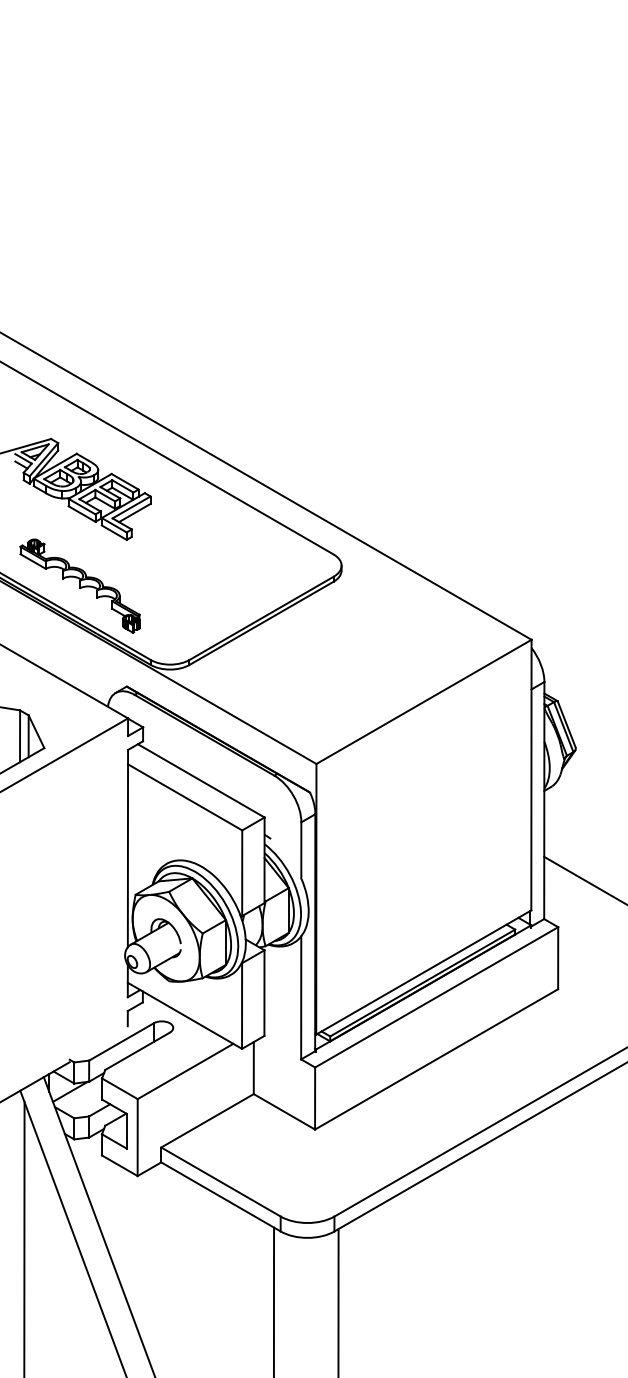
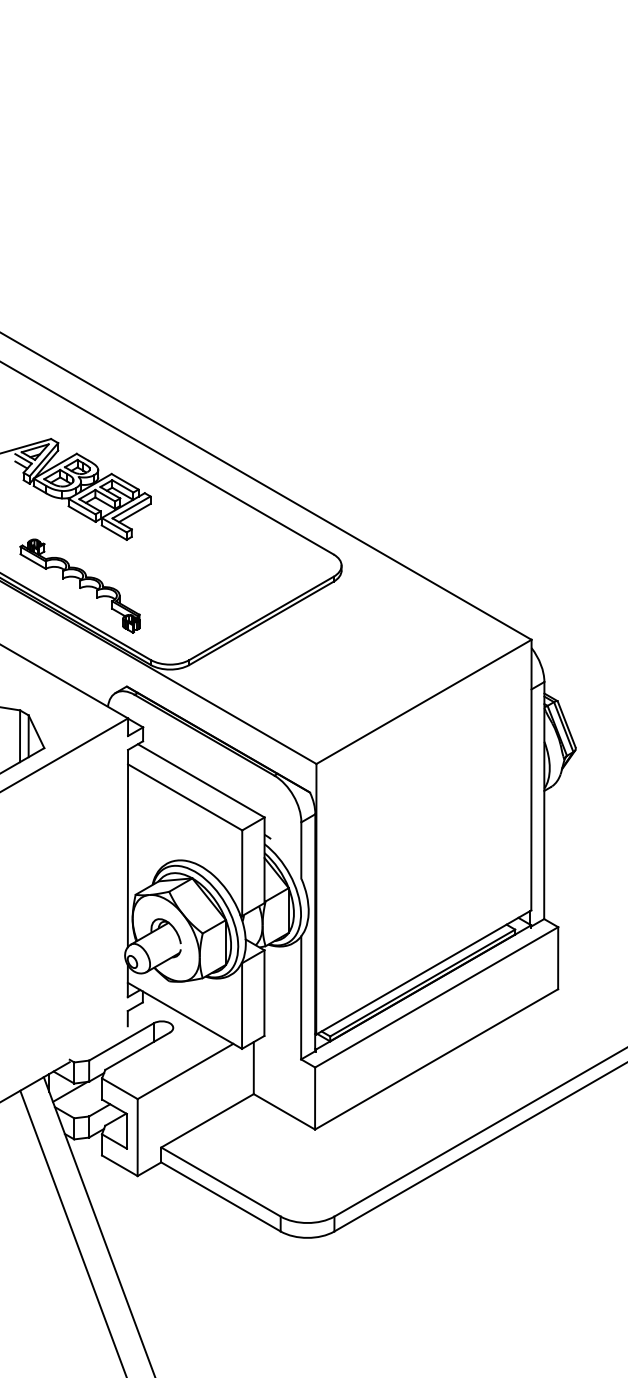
line: present -> none (584, 879)
line: present -> none (24, 1238)
line: present -> none (273, 1300)
line: present -> none (338, 1301)
